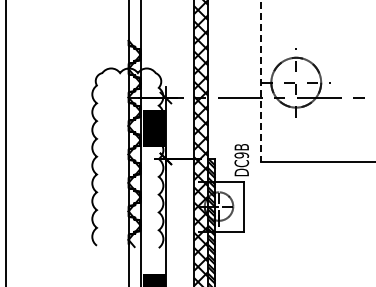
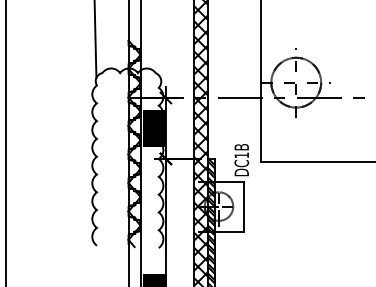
line: none -> present (95, 39)
line: dashed -> solid (260, 80)
text: DC9B -> DC1B (241, 155)
